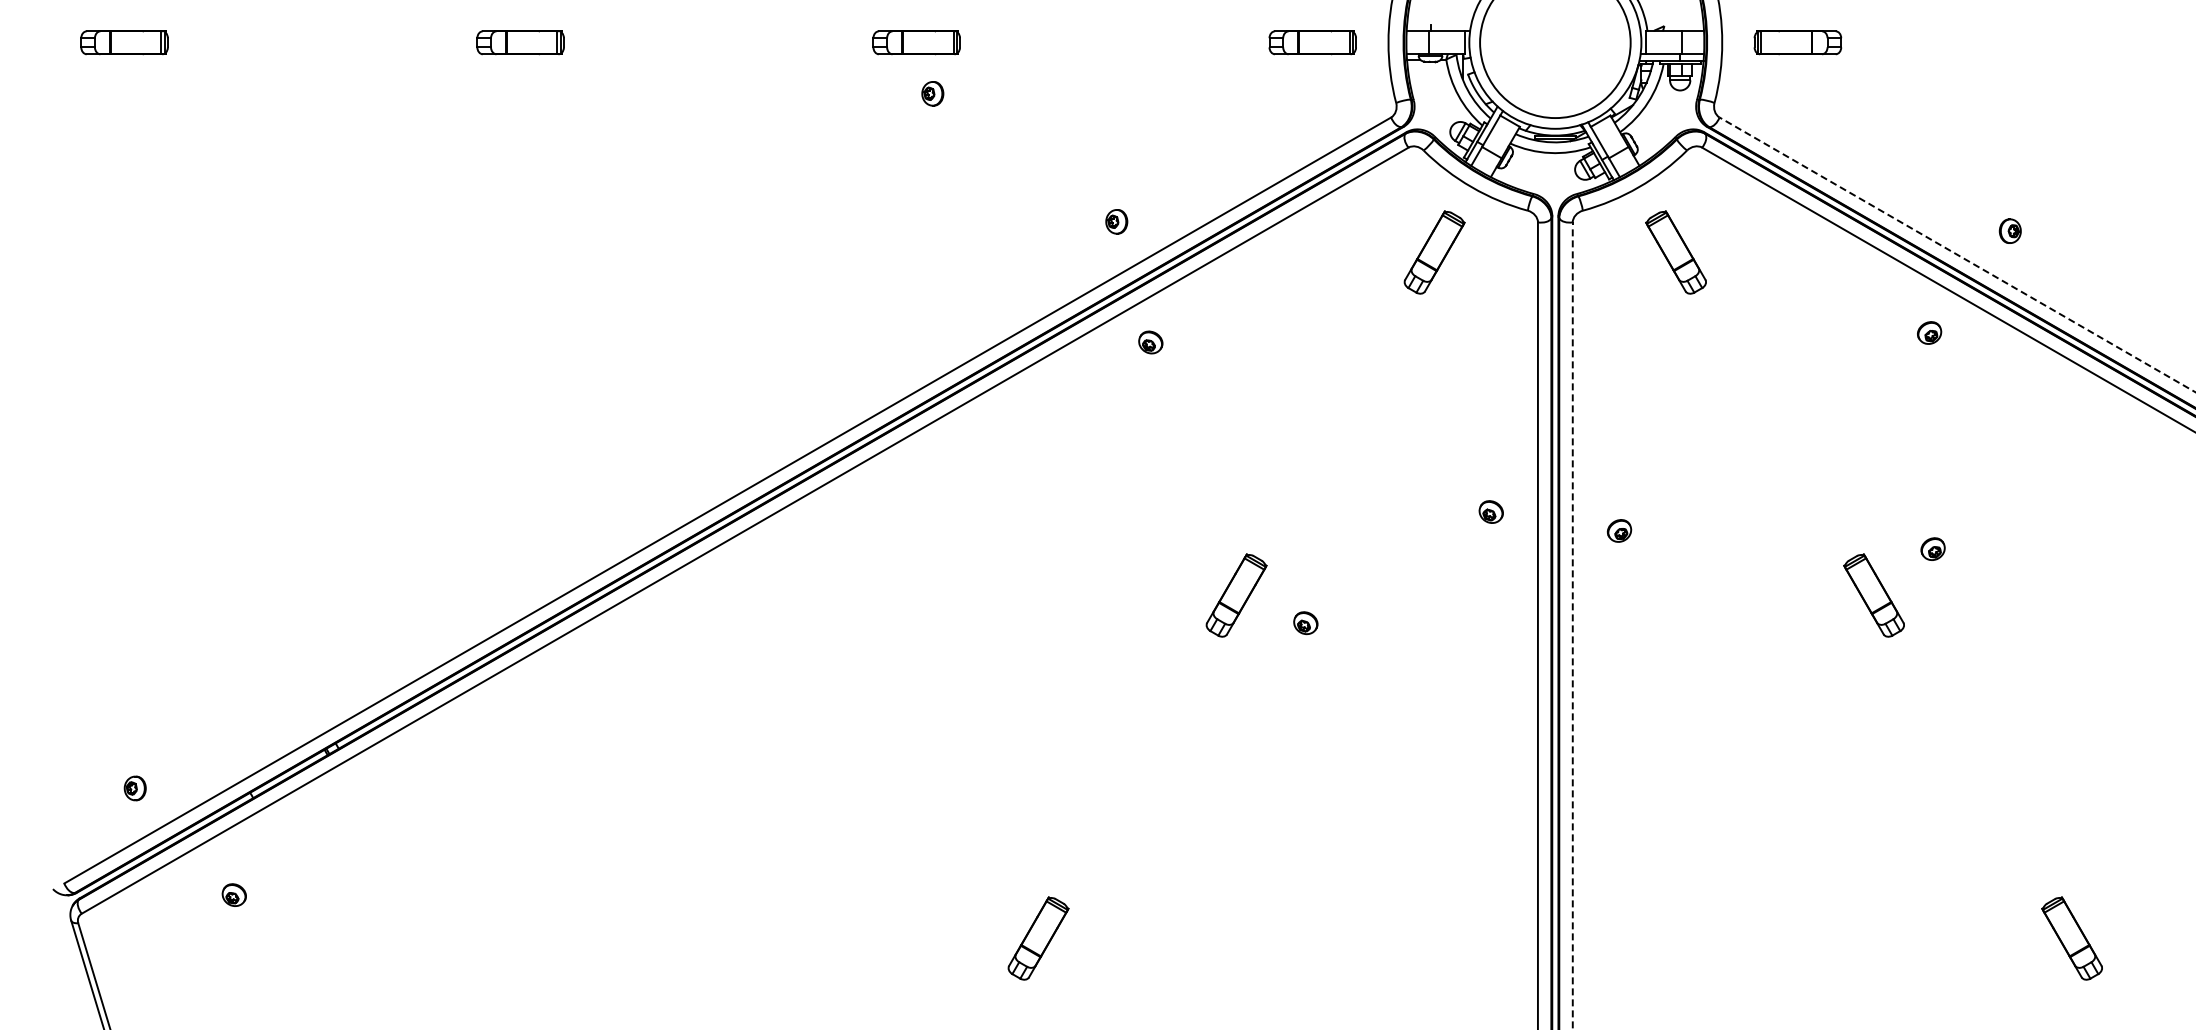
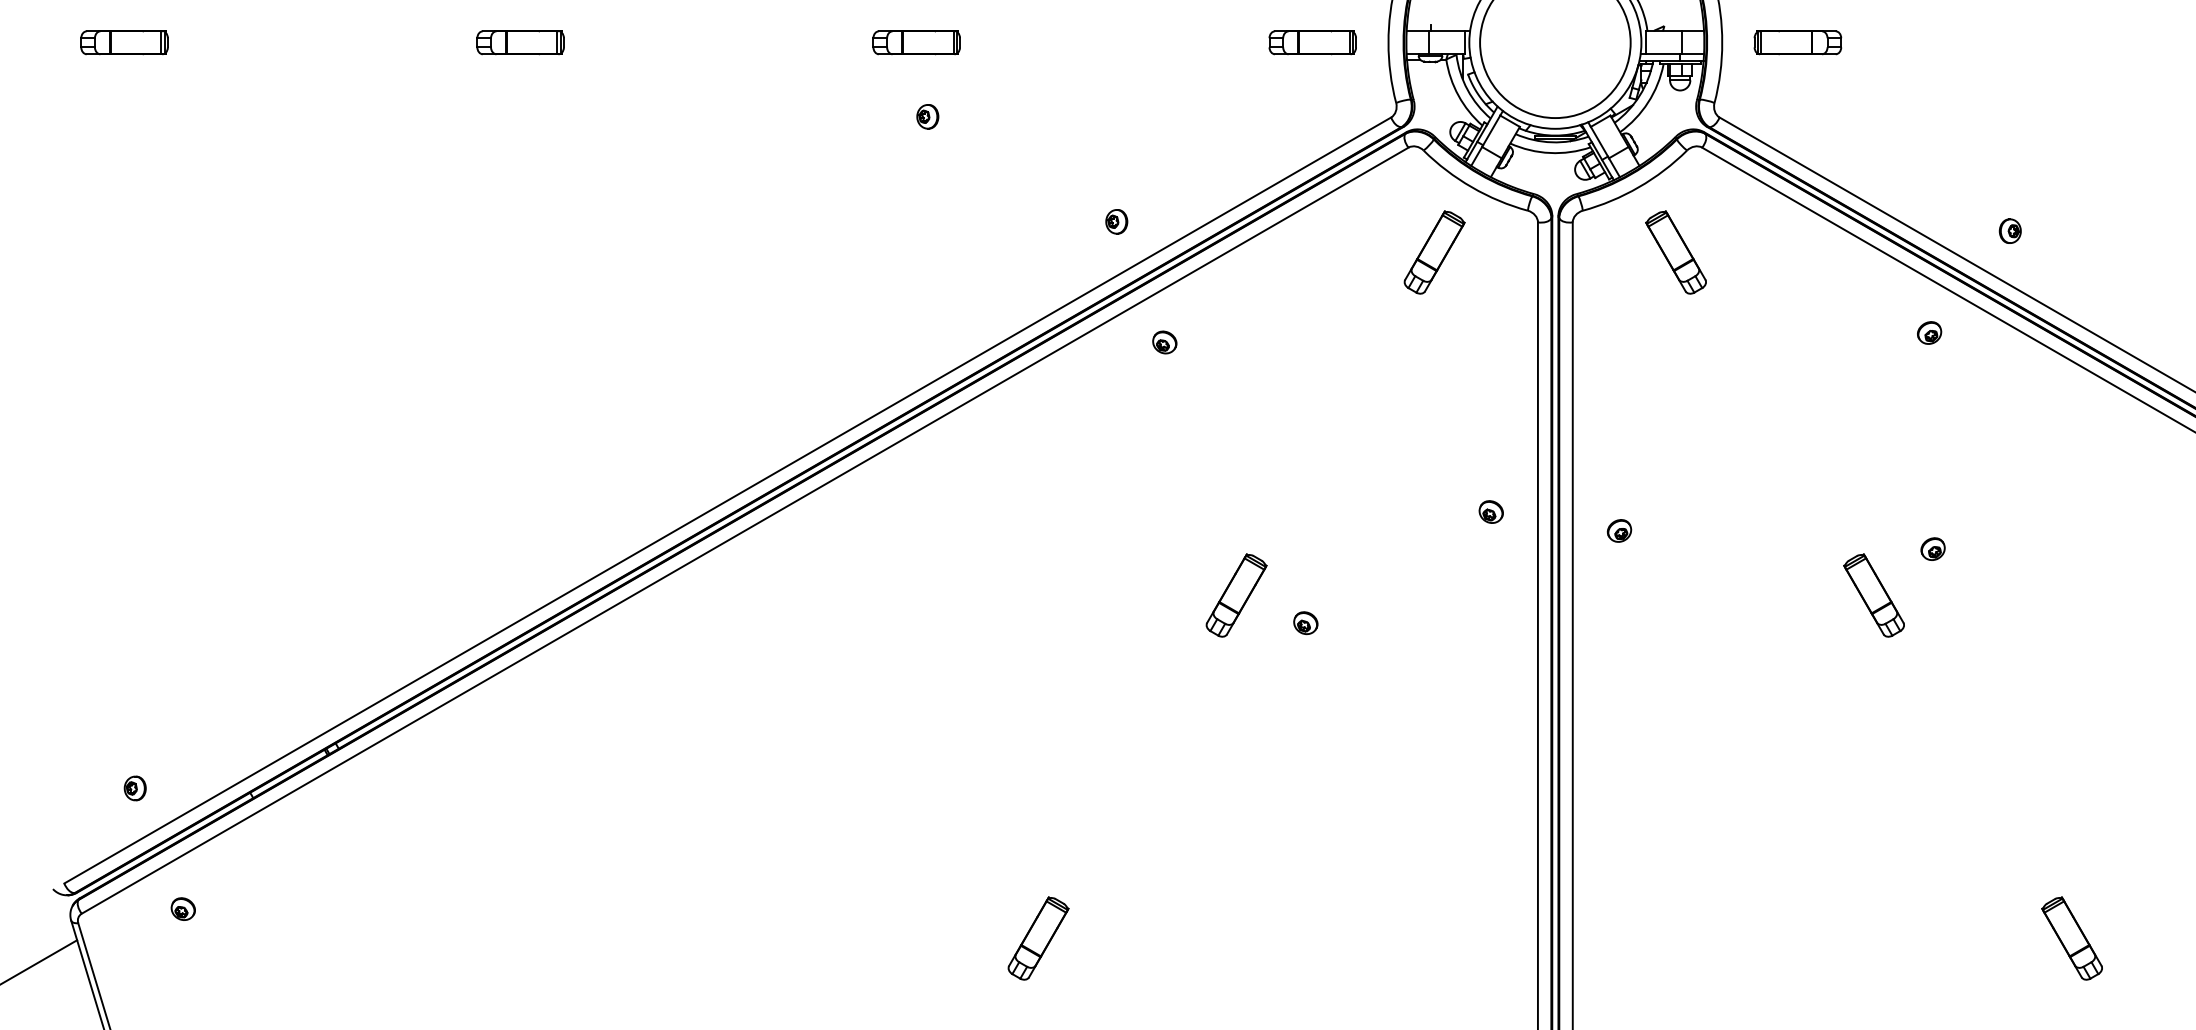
part position: (932, 93) -> (927, 116) (927, 116)
line: dashed -> solid (1957, 254)
part position: (1150, 342) -> (1164, 342) (1164, 342)
line: dashed -> solid (1572, 626)
part position: (233, 894) -> (182, 908) (182, 908)
line: none -> present (39, 961)
